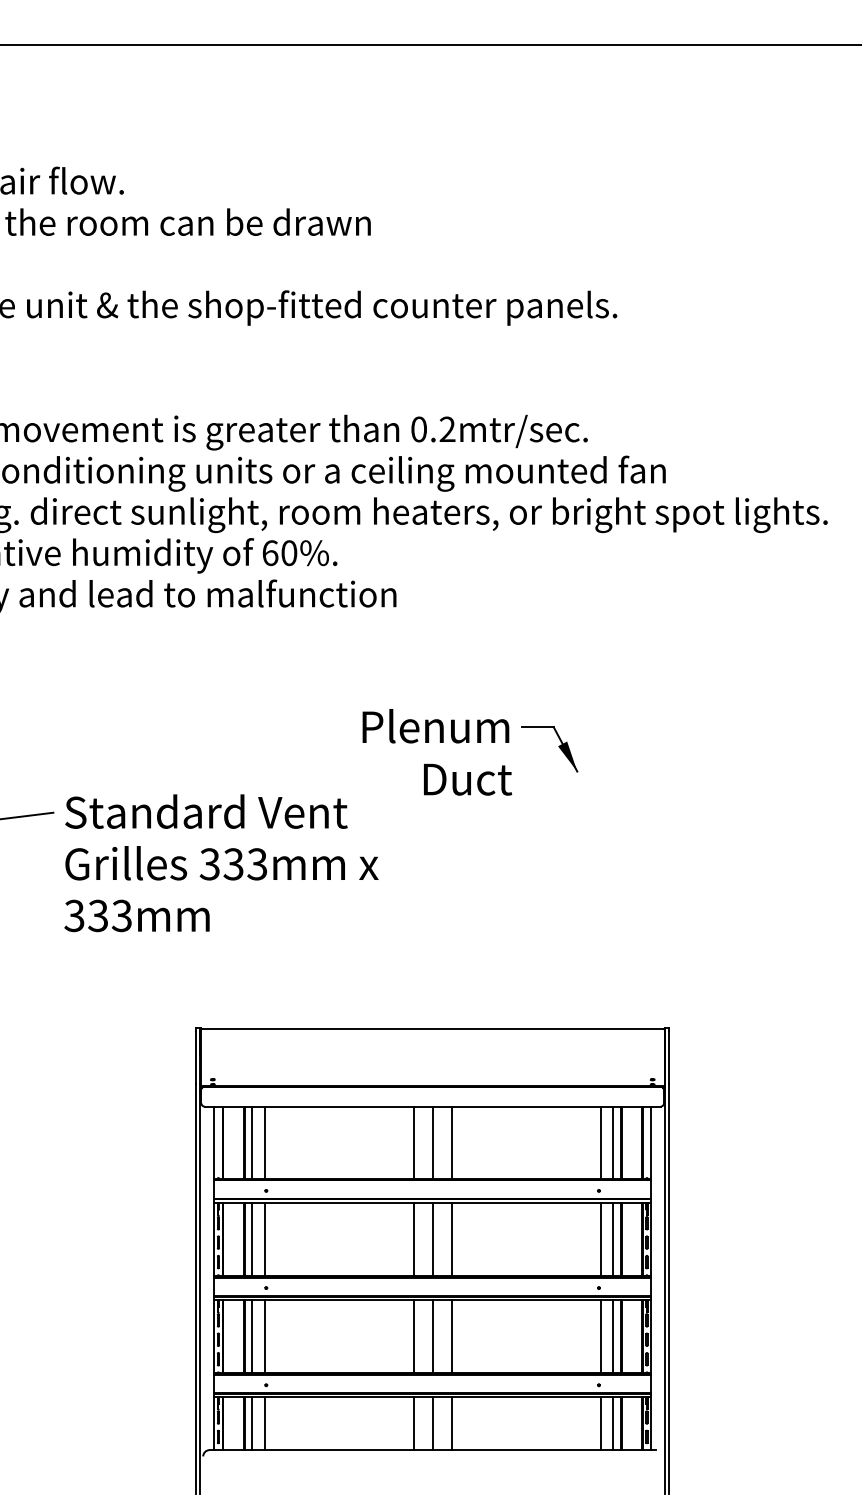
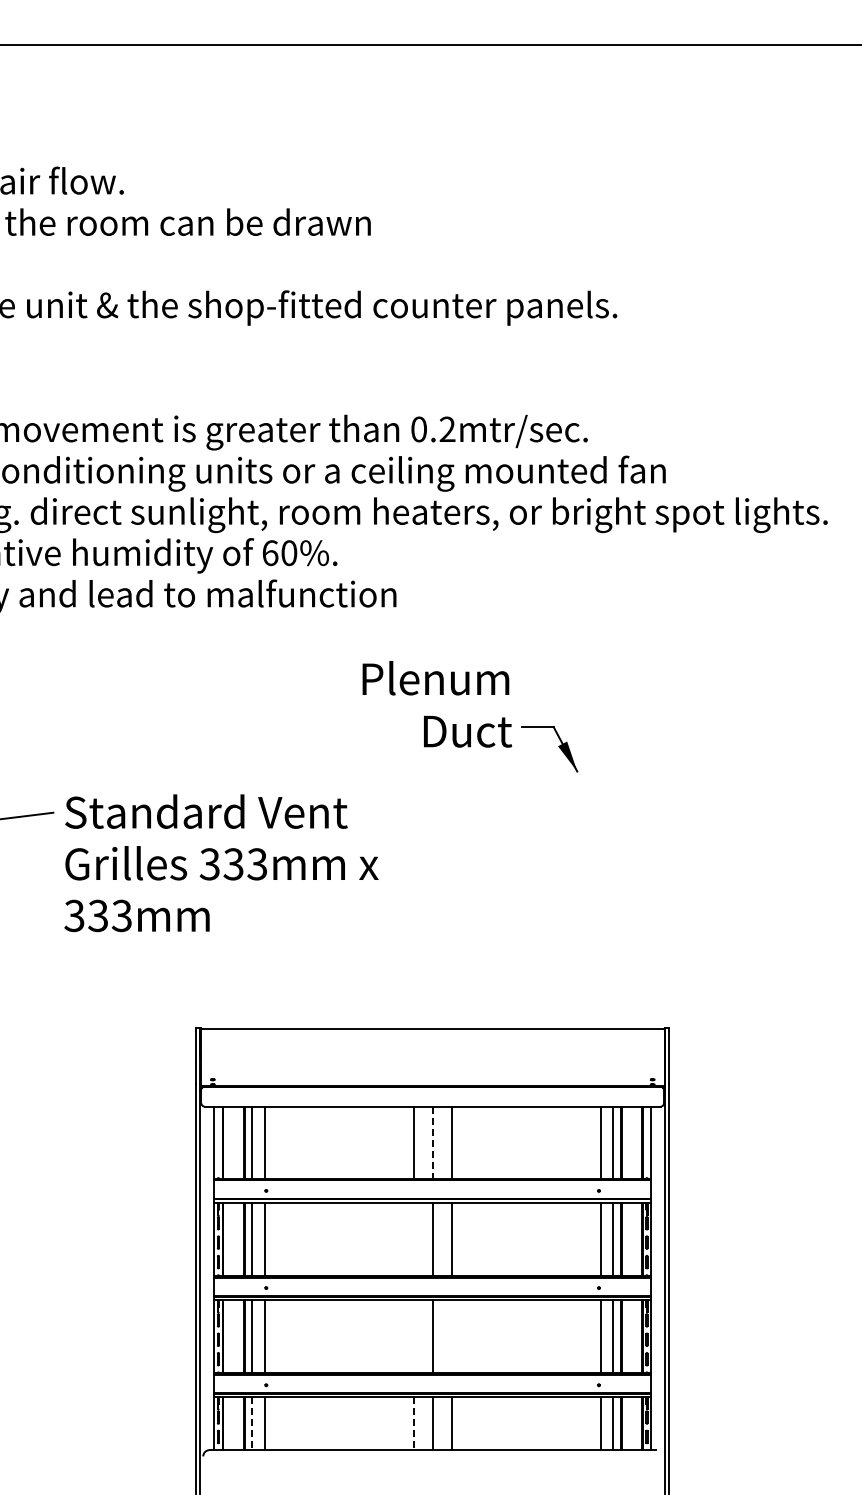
text position: (437, 752) -> (437, 704) (437, 704)
line: solid -> dashed (432, 1142)
line: present -> none (413, 1238)
line: present -> none (413, 1336)
line: present -> none (451, 1336)
line: solid -> dashed (252, 1424)
line: solid -> dashed (413, 1424)
